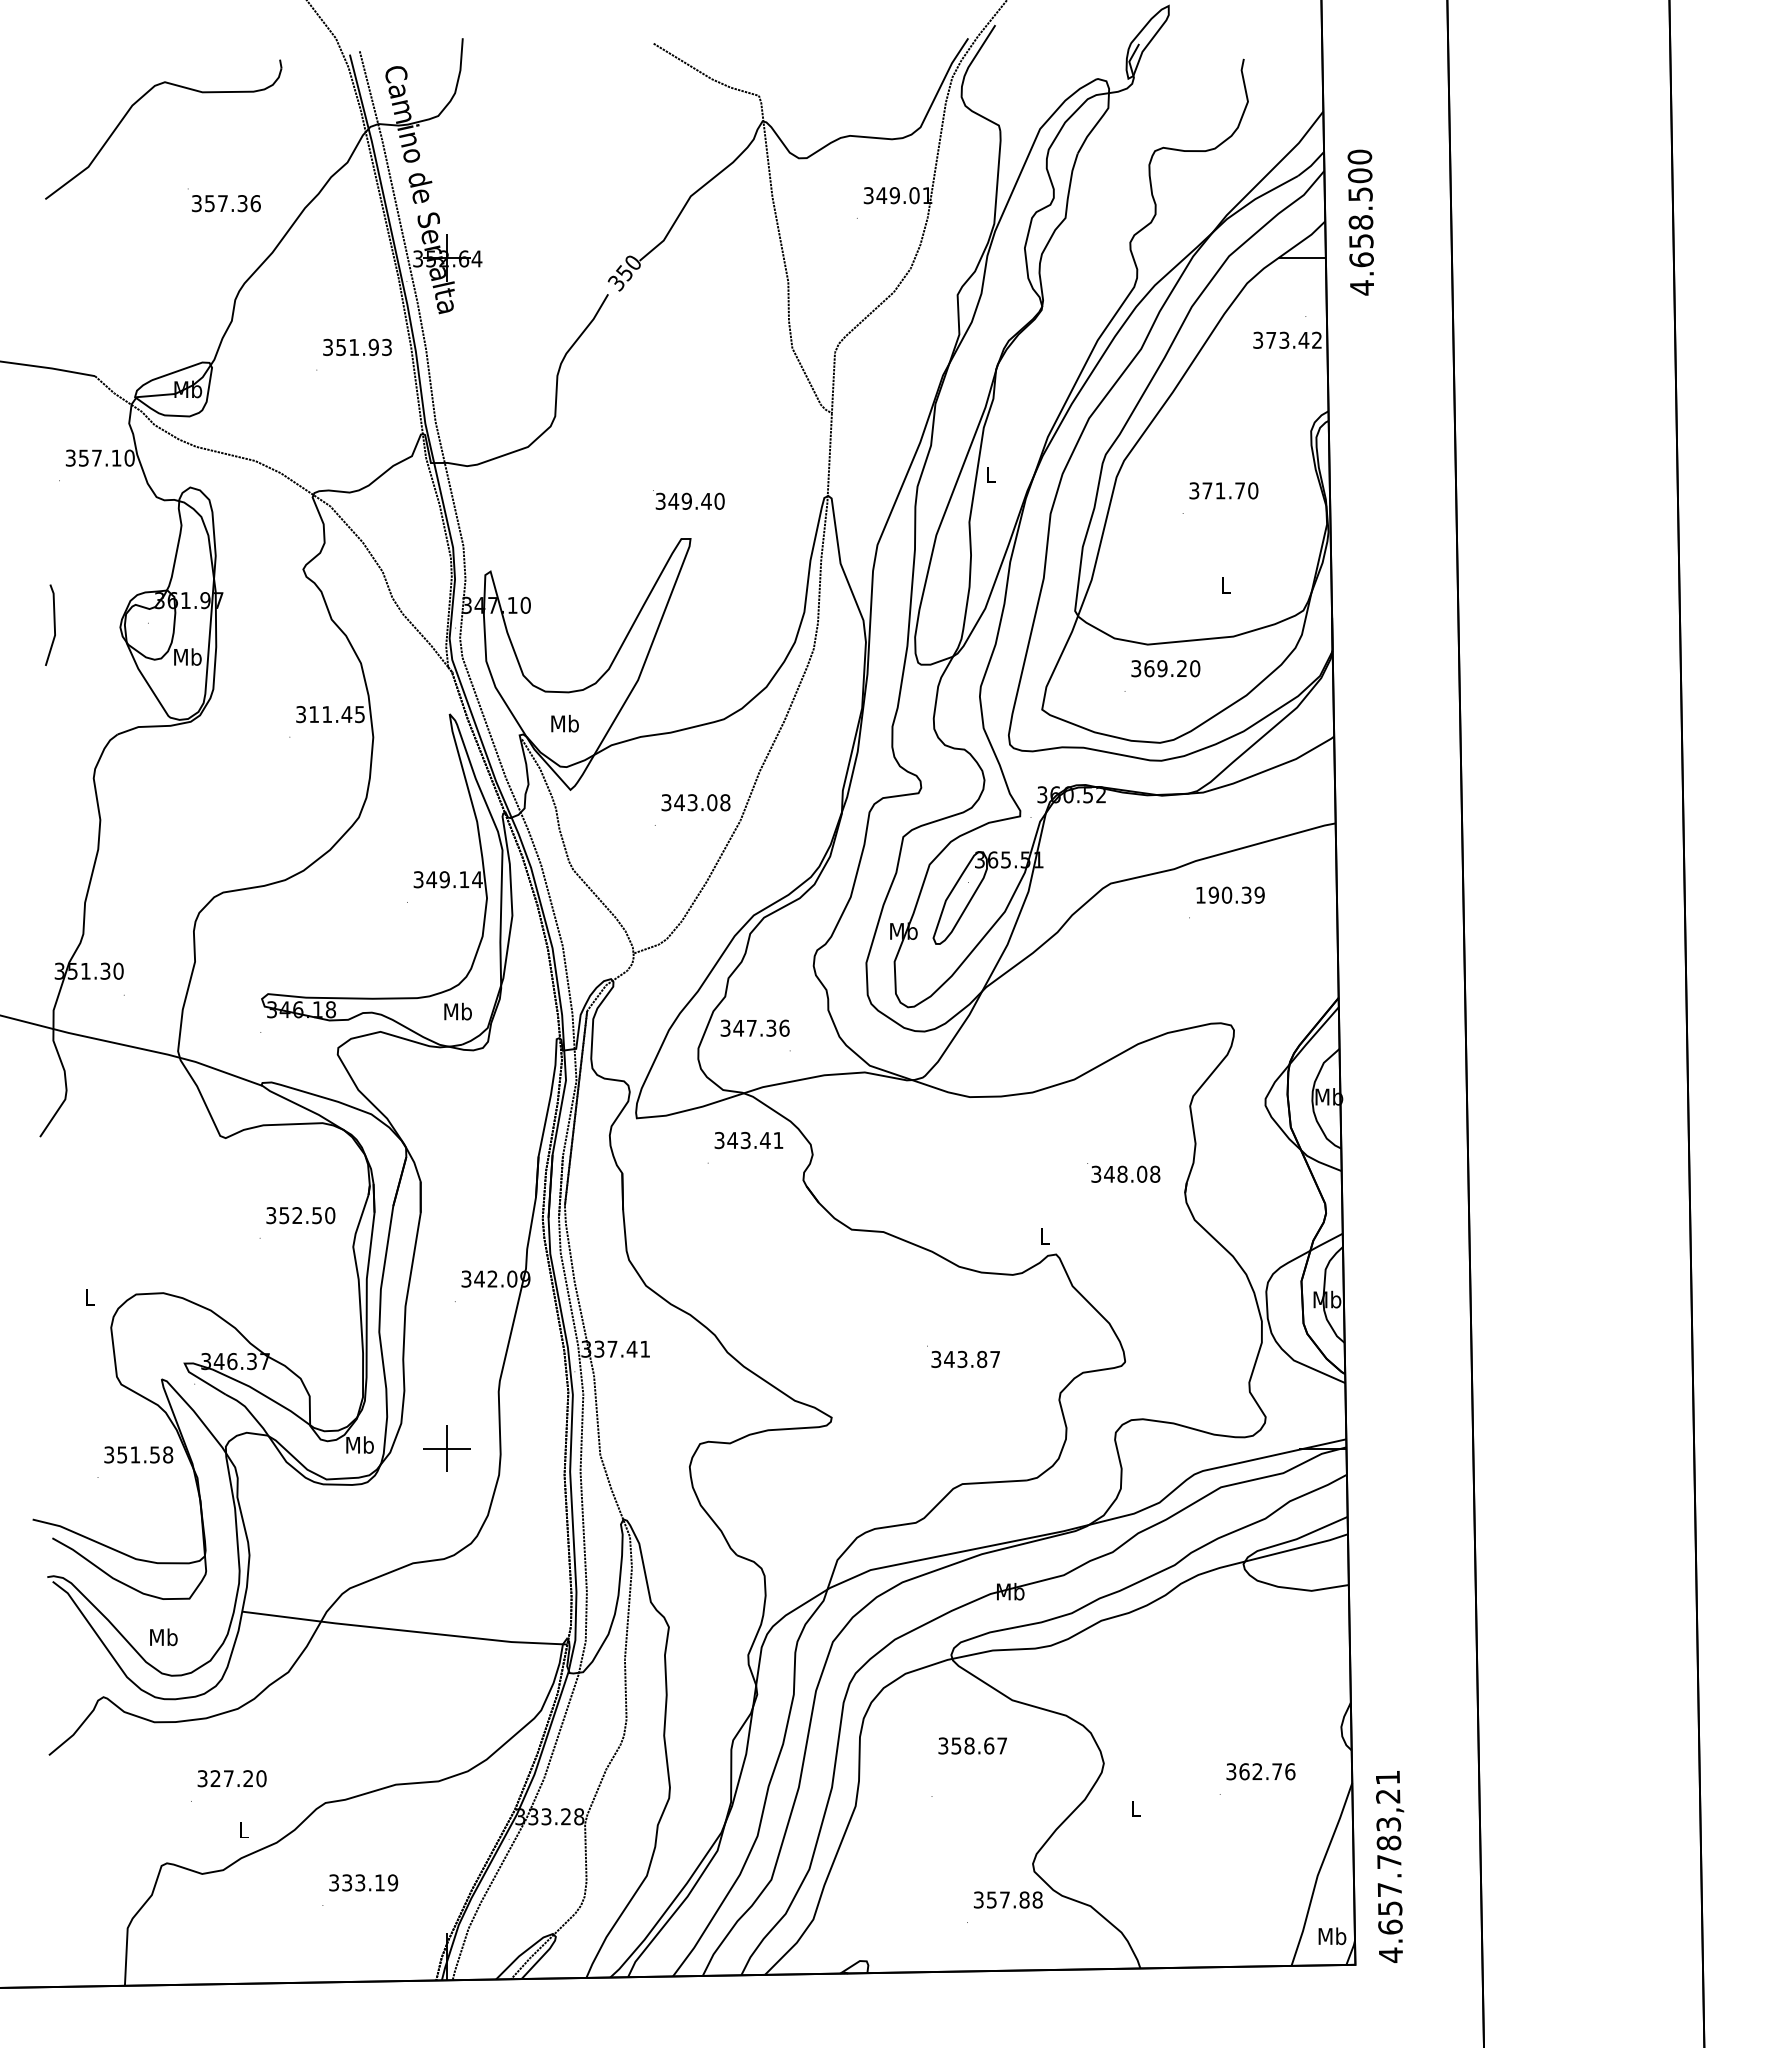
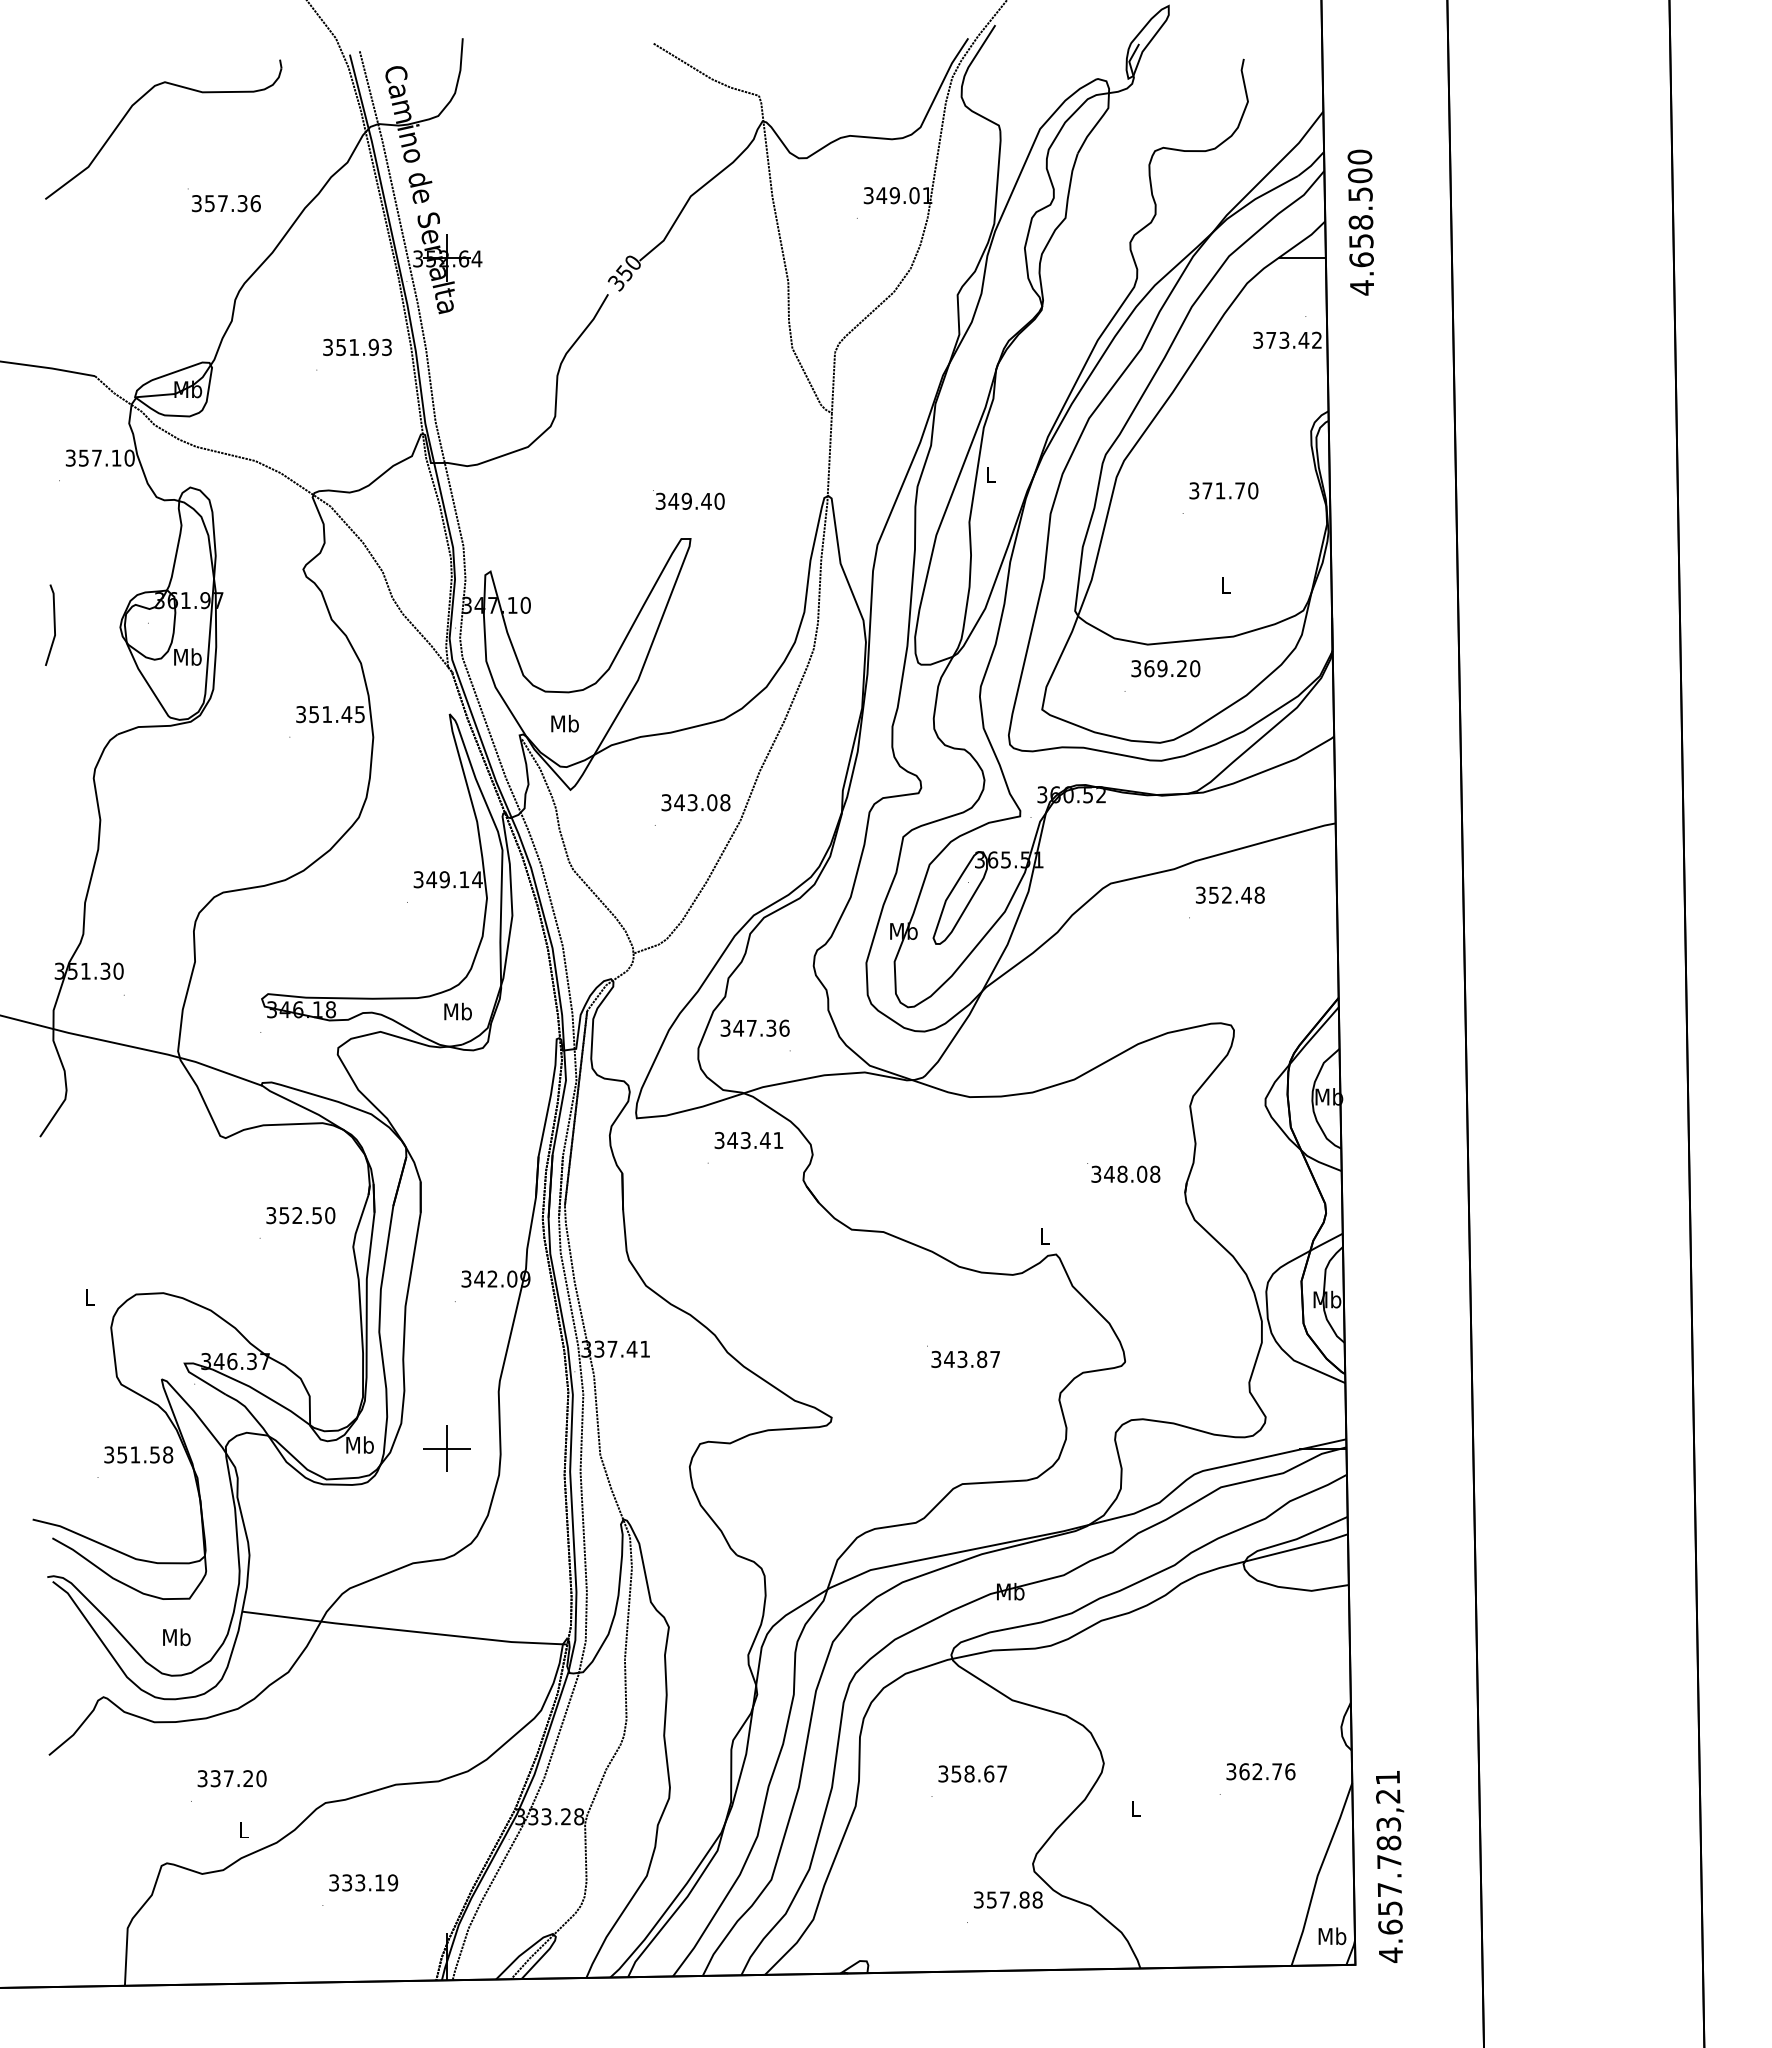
text: 311.45 -> 351.45 (313, 714)
text: 190.39 -> 352.48 (1230, 894)
text position: (163, 1637) -> (176, 1637) (176, 1637)
text position: (972, 1745) -> (972, 1773) (972, 1773)
text: 327.20 -> 337.20 (215, 1778)
